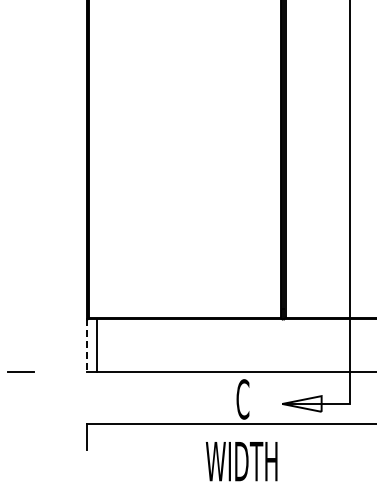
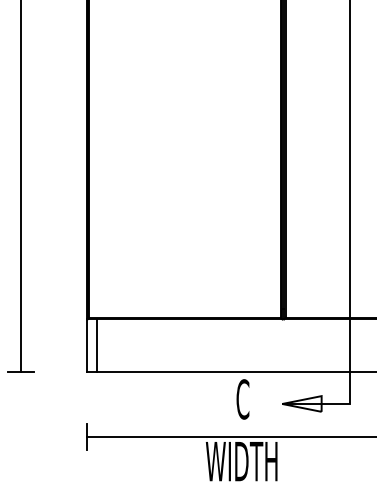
line: none -> present (21, 186)
line: dashed -> solid (86, 346)
line position: (229, 424) -> (229, 437) (229, 437)
